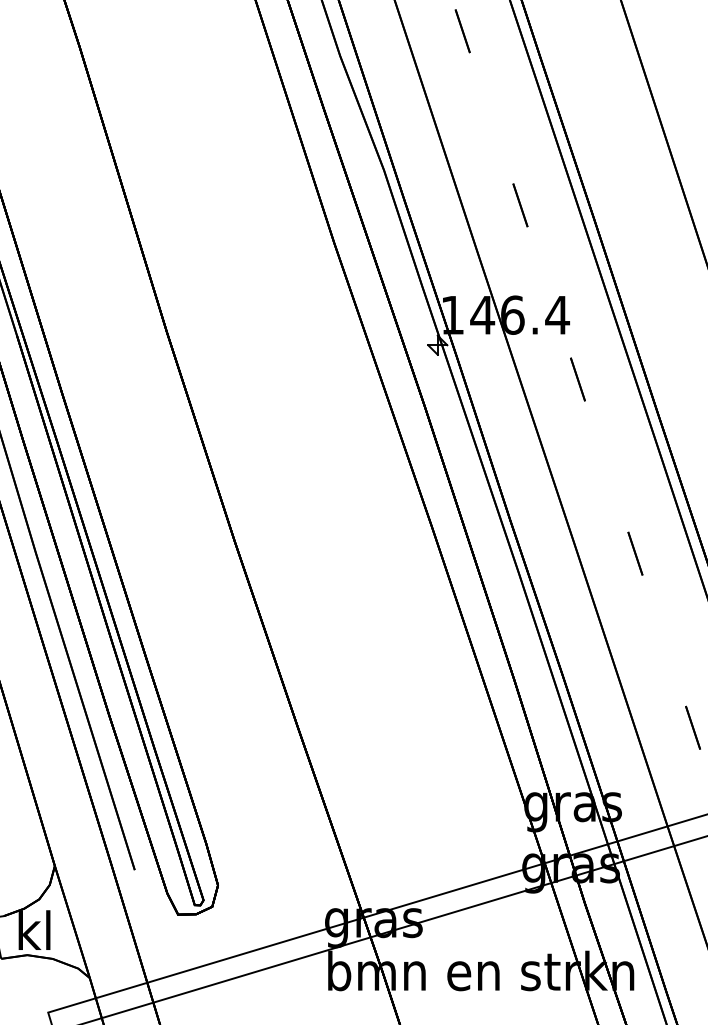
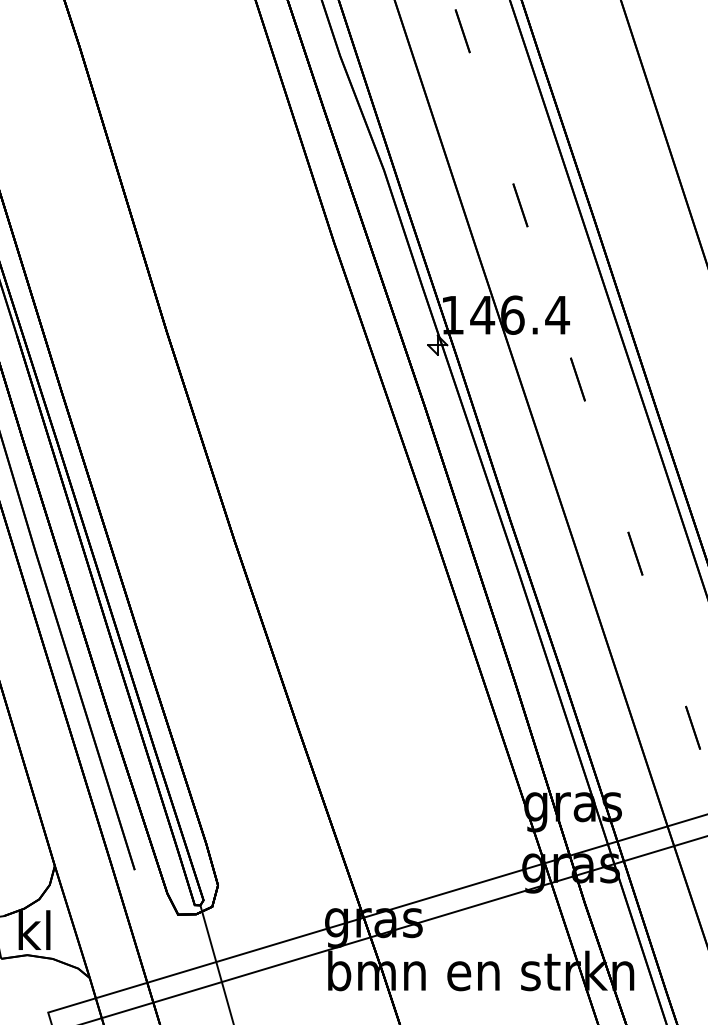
line: none -> present (216, 963)
